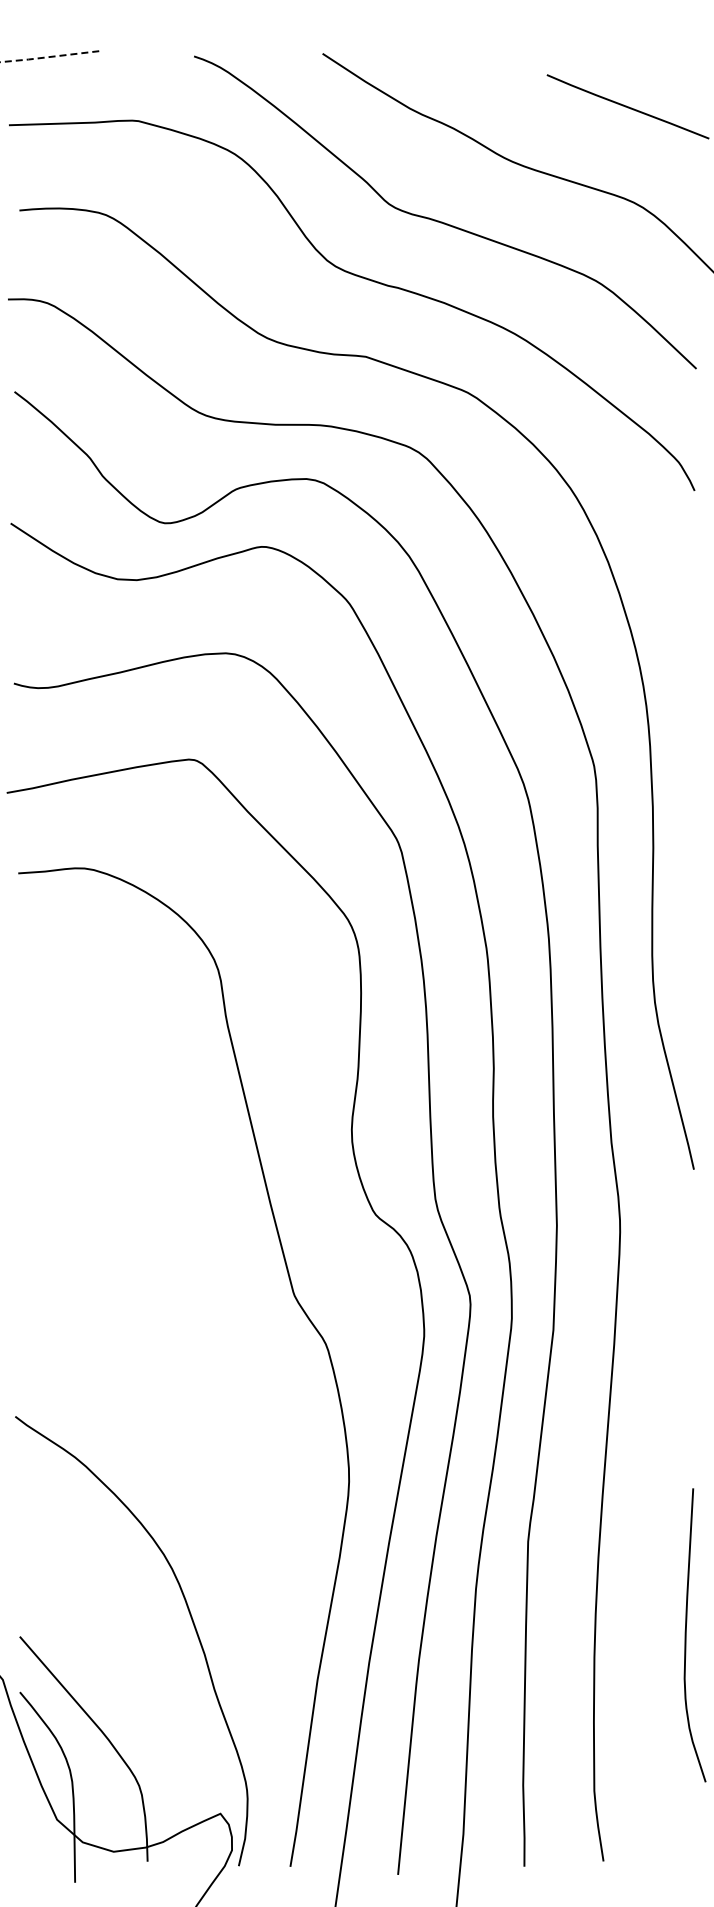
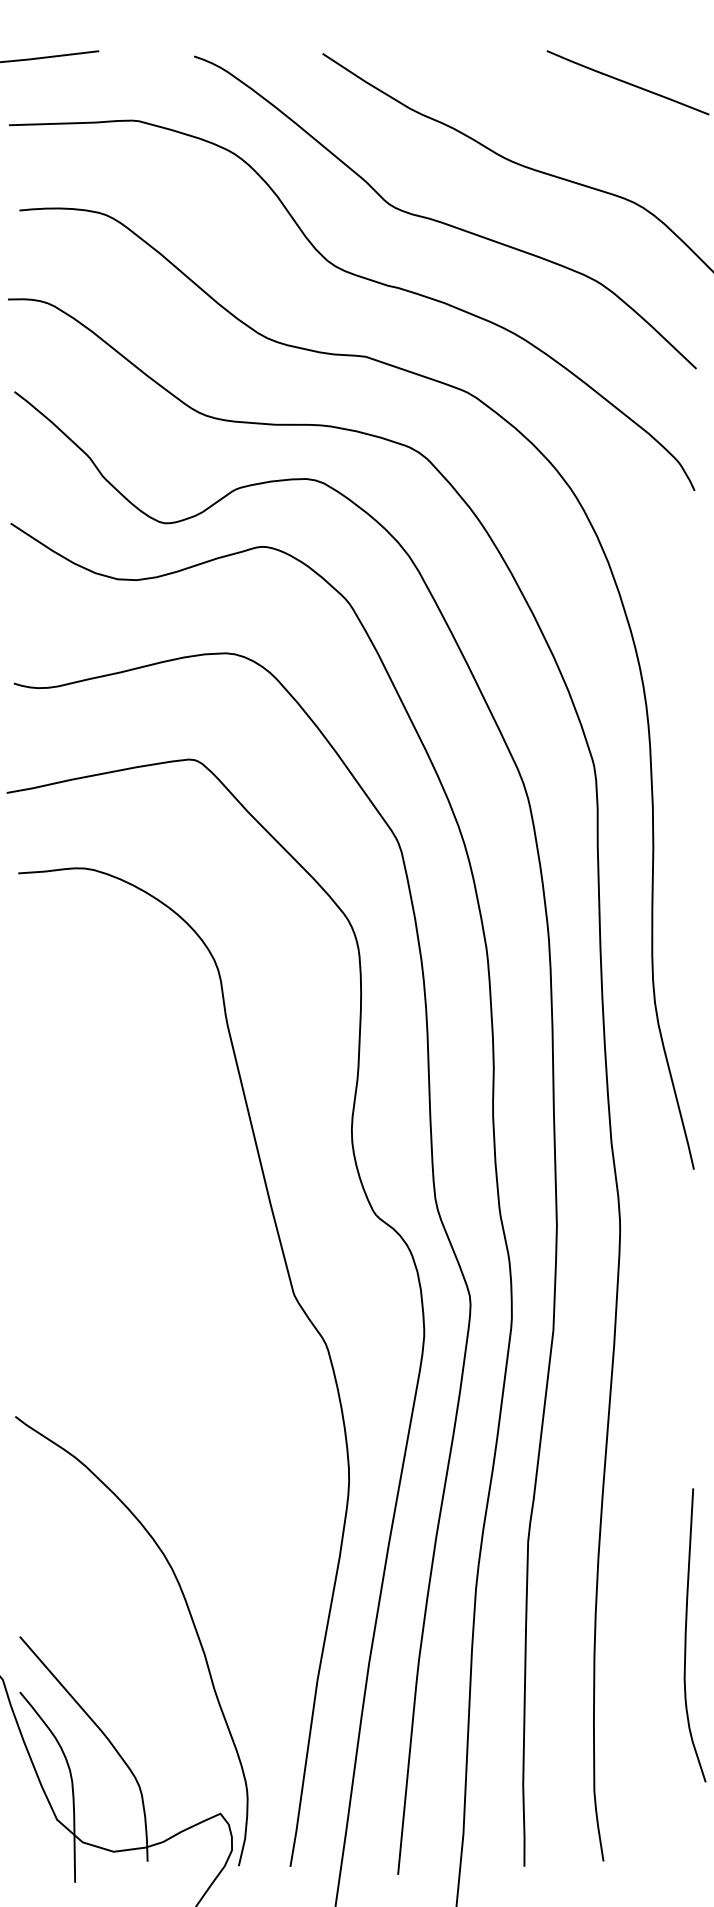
line: dashed -> solid (49, 57)
line position: (627, 106) -> (627, 82) (627, 82)
